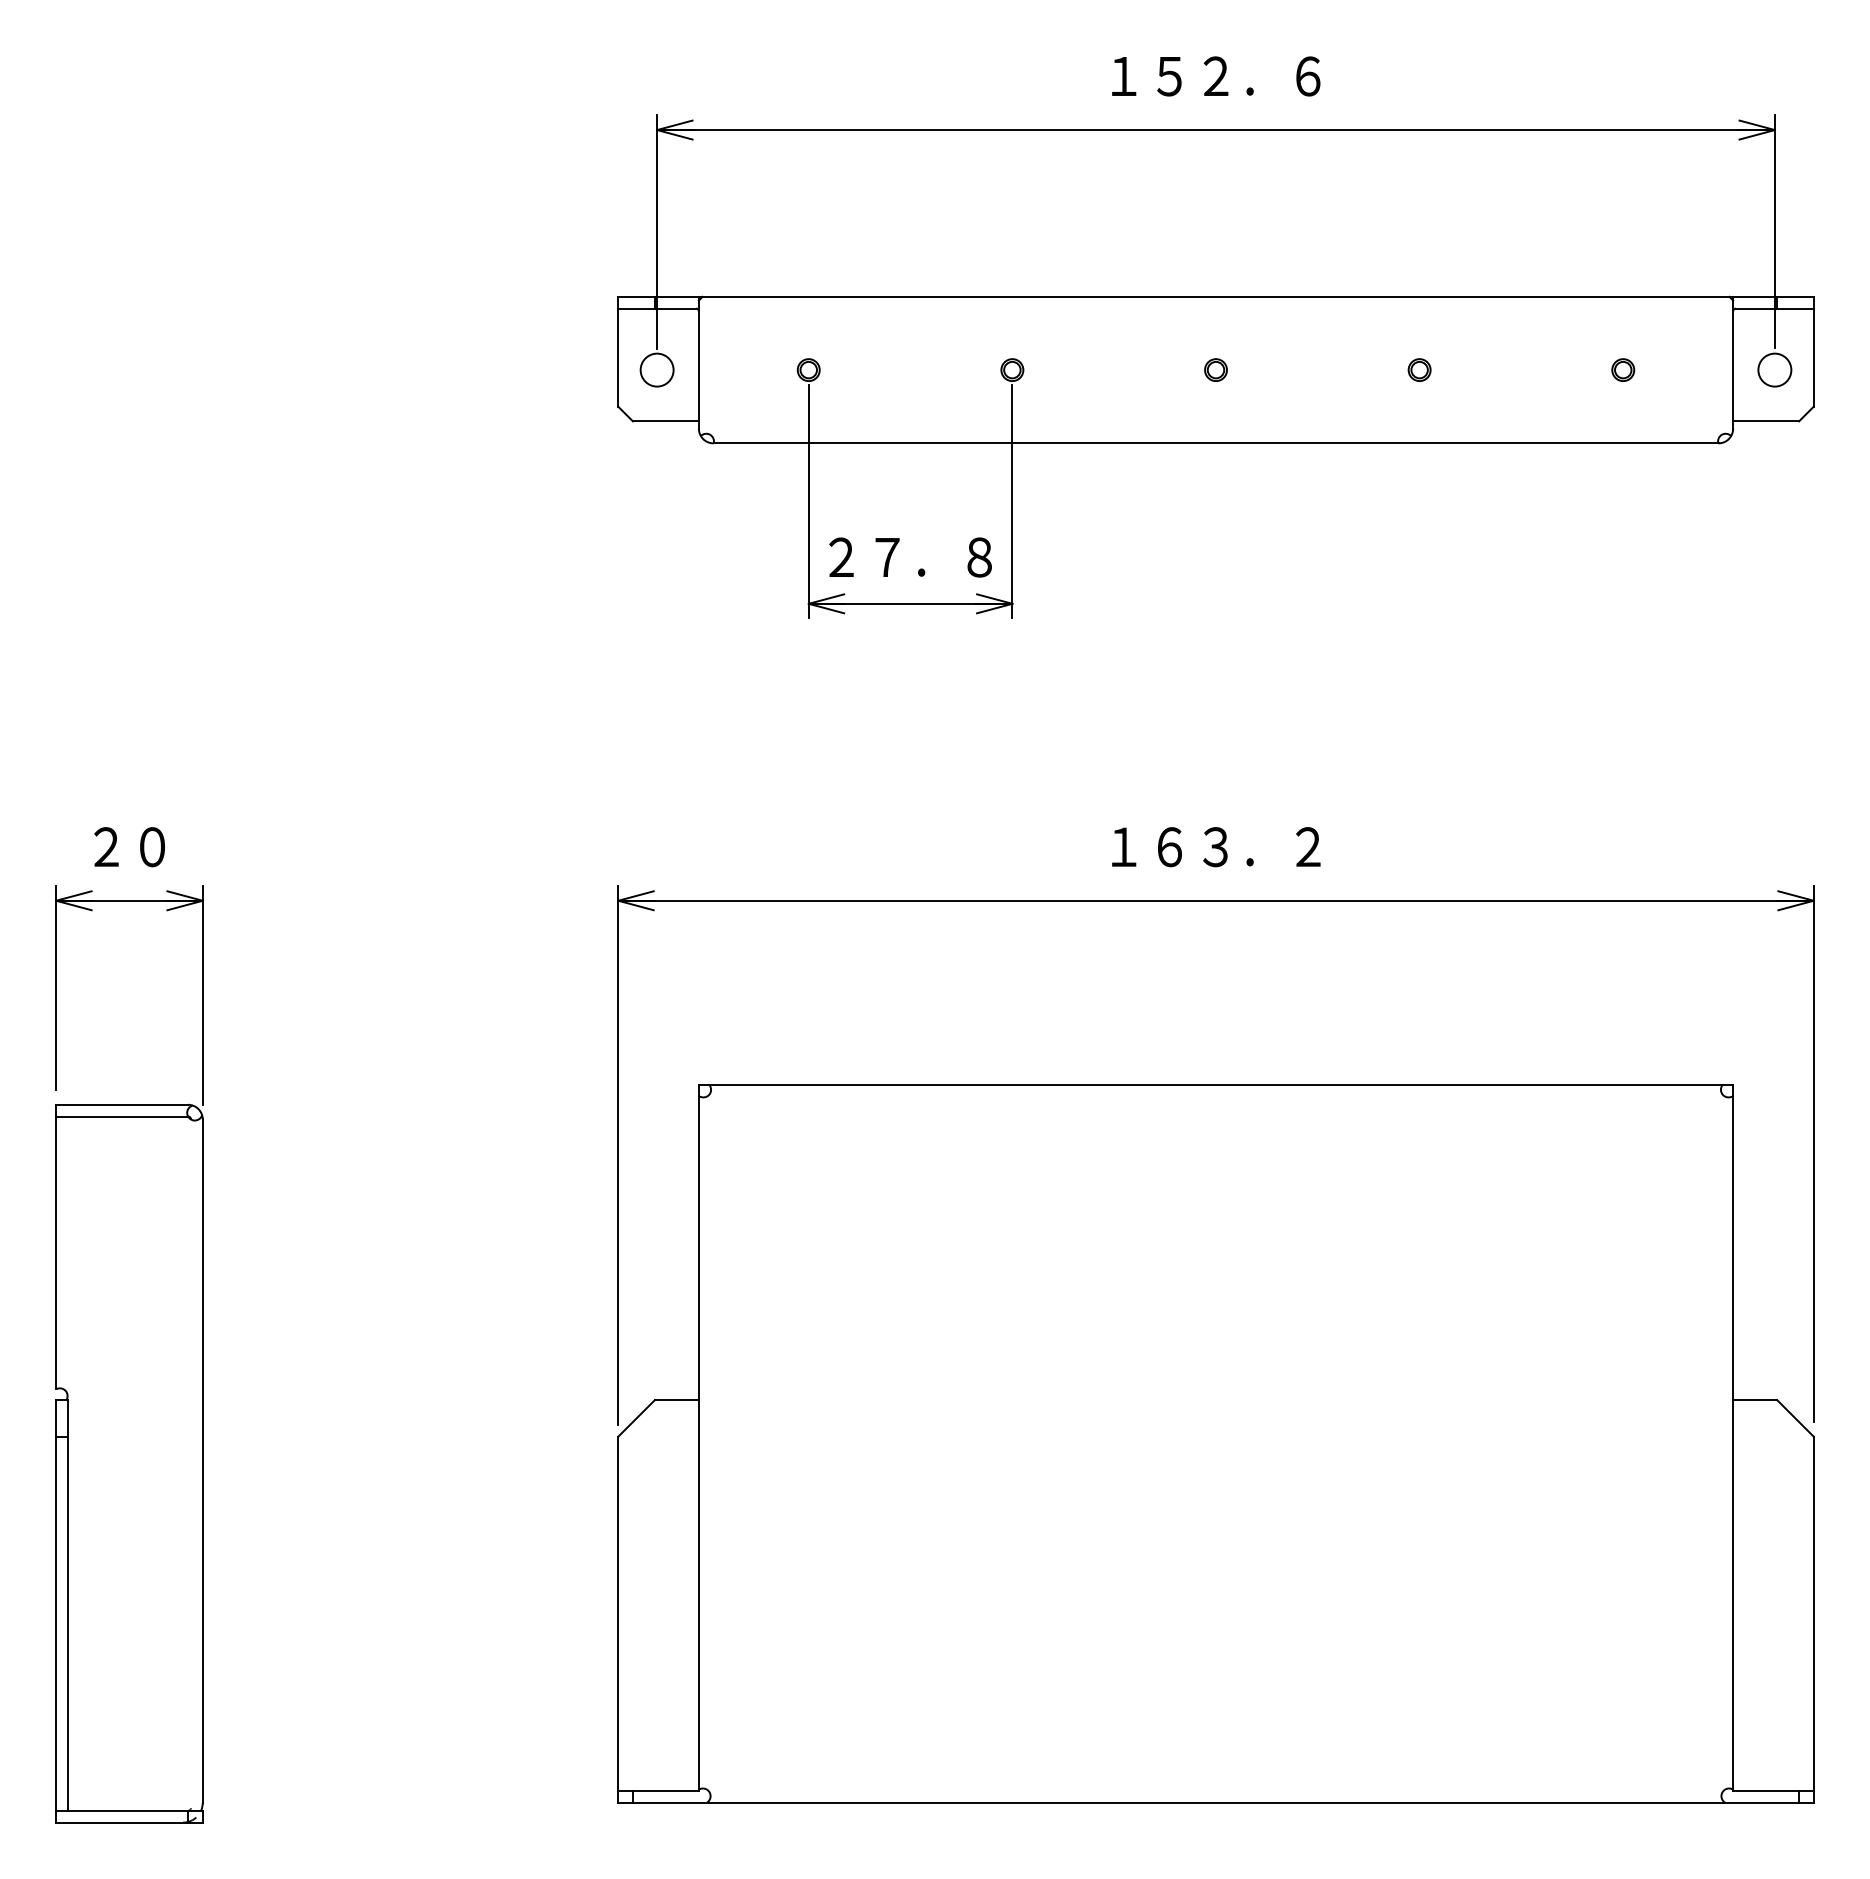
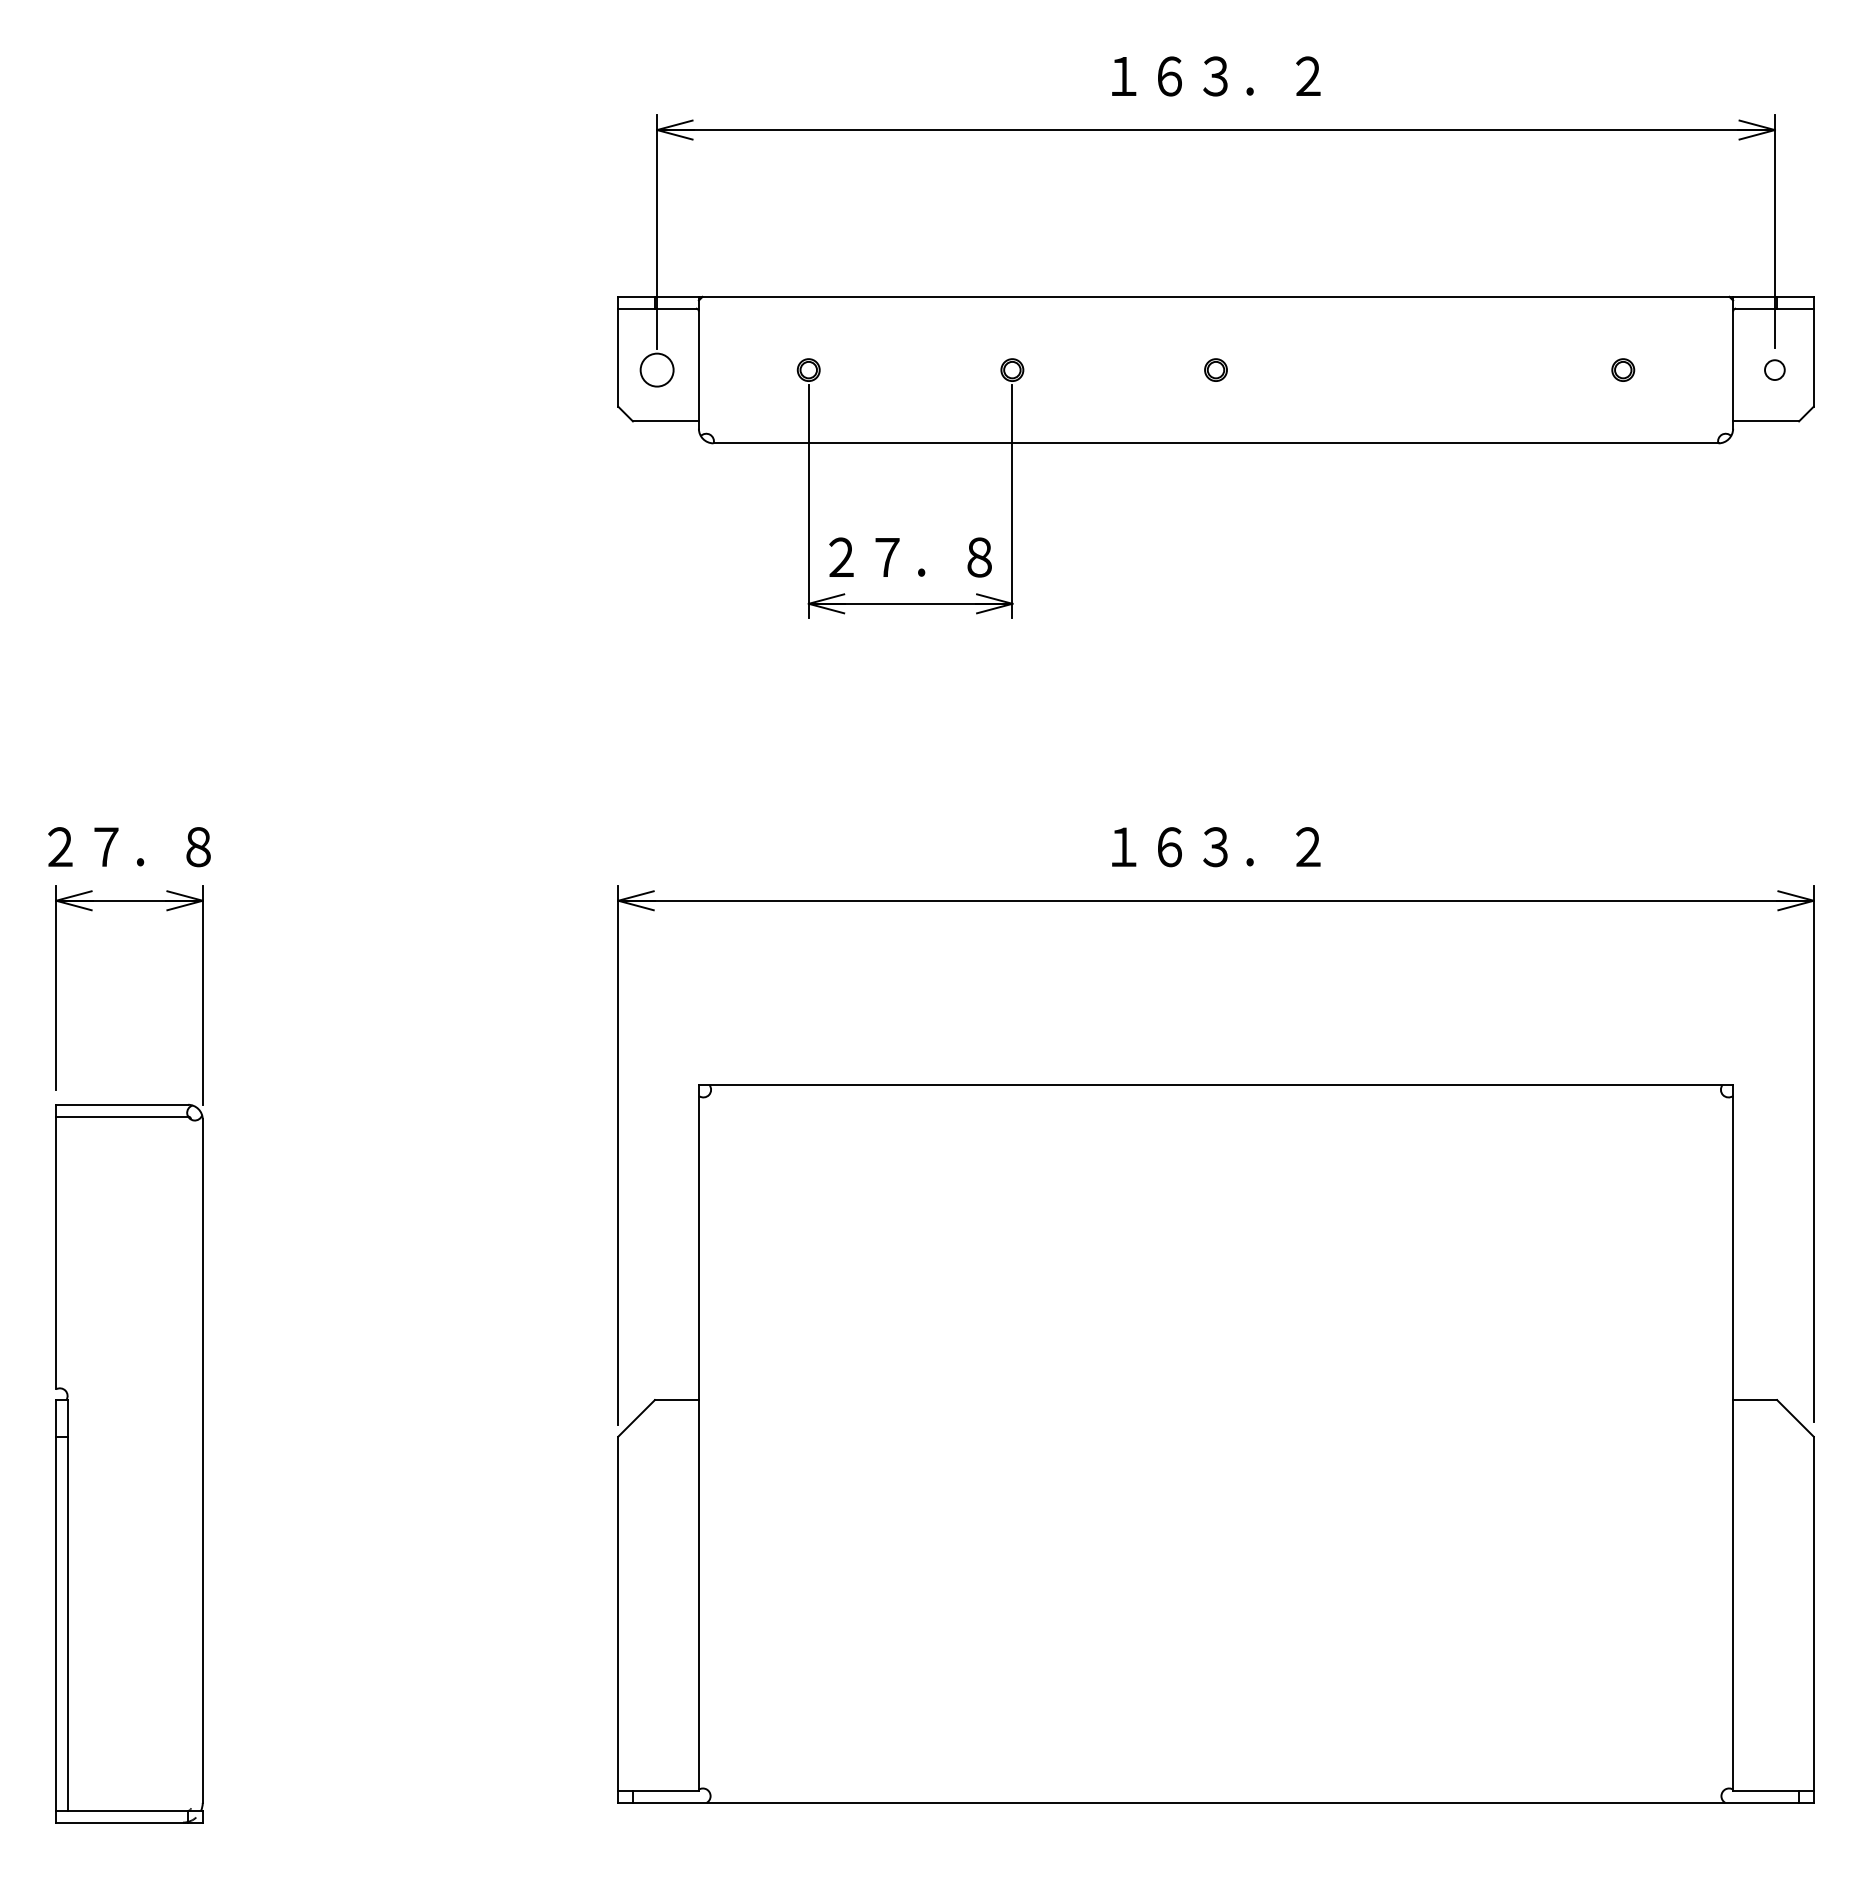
text: １５２．６ -> １６３．２ (1238, 76)
part: present -> none (1419, 369)
circle diameter: 33 px -> 20 px (1774, 370)
text: ２０ -> ２７．８ (129, 847)
